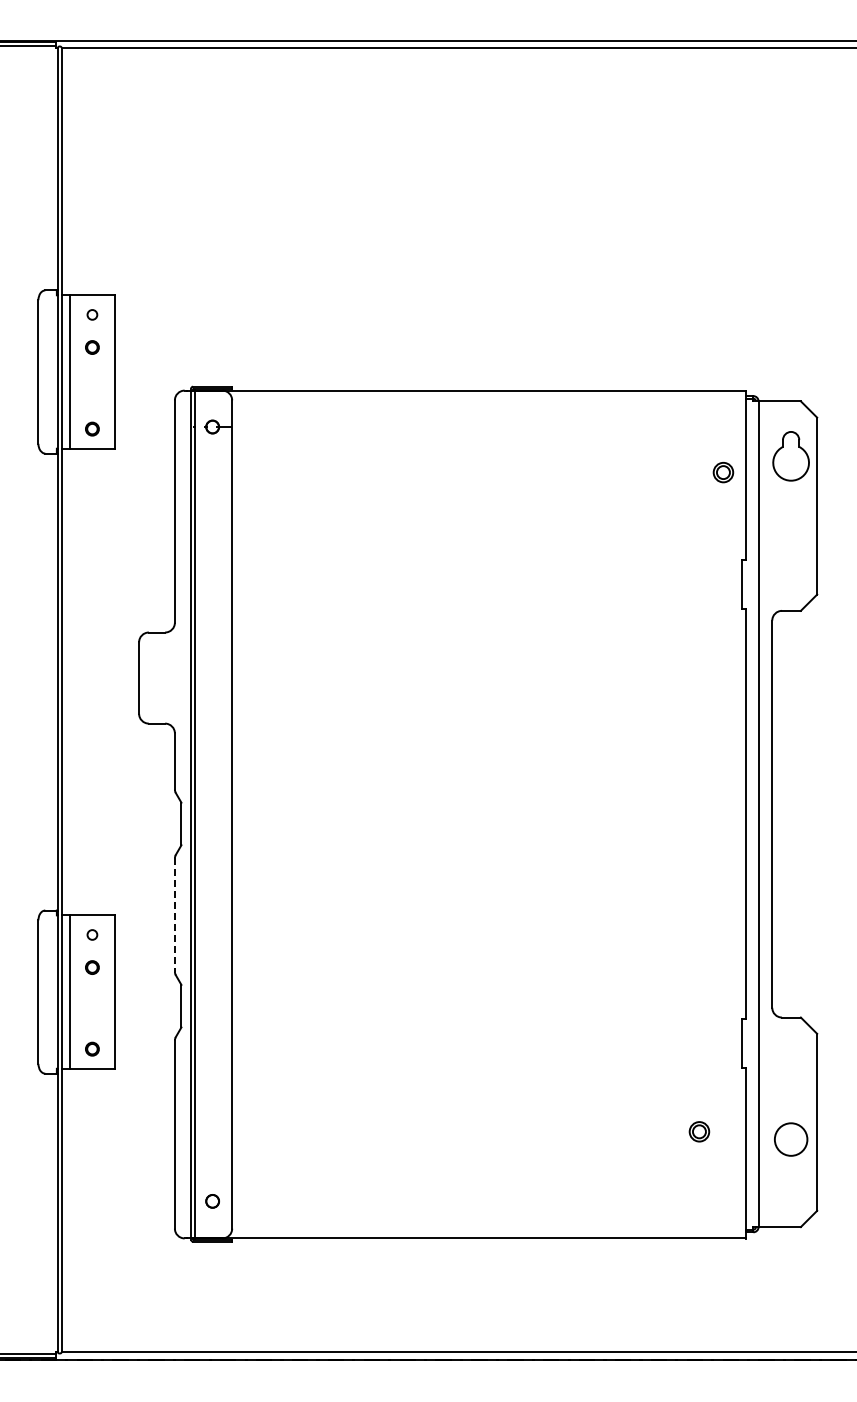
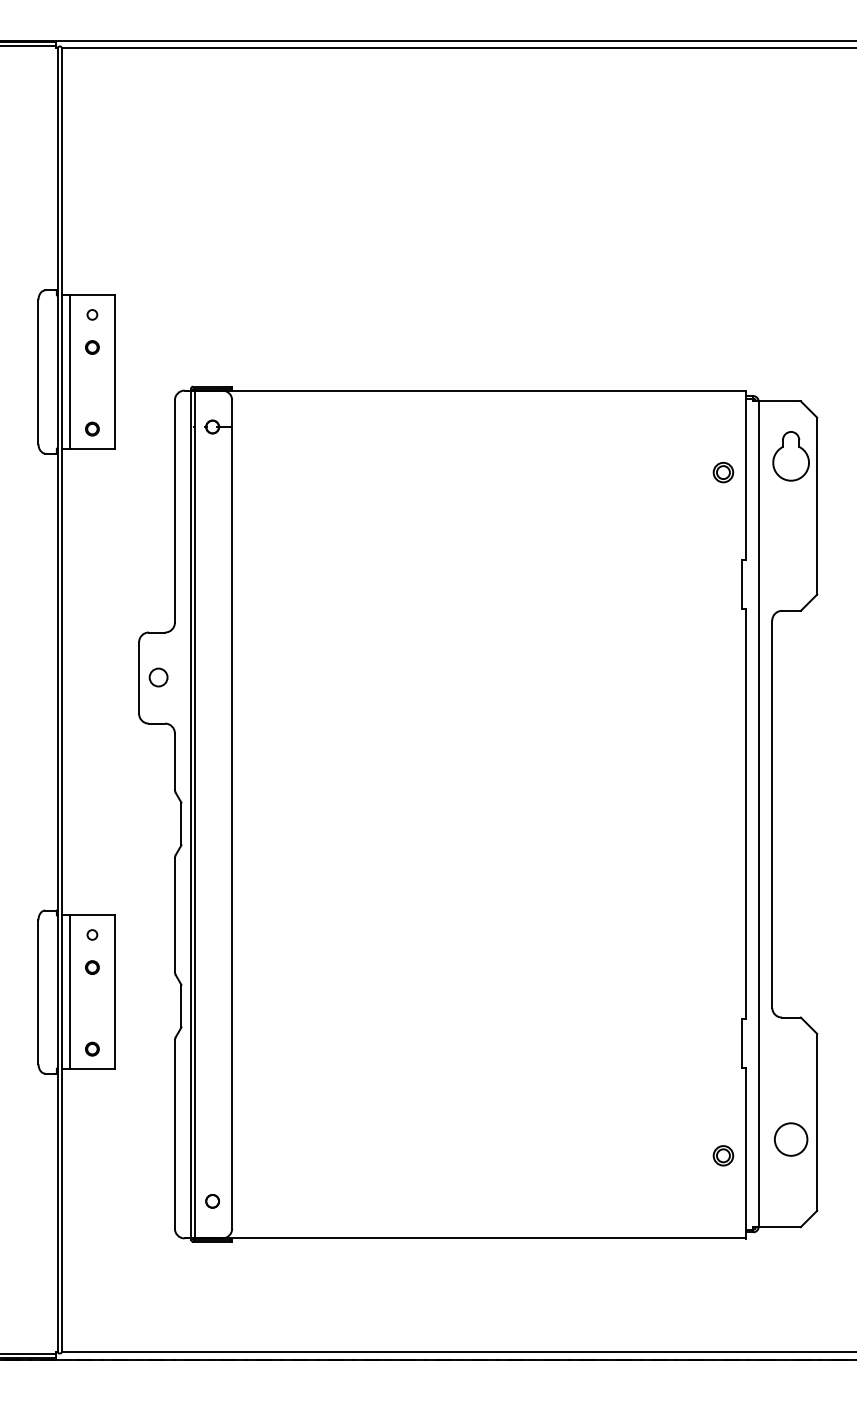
circle: none -> present (158, 677)
line: dashed -> solid (174, 915)
part position: (699, 1131) -> (723, 1155) (723, 1155)
